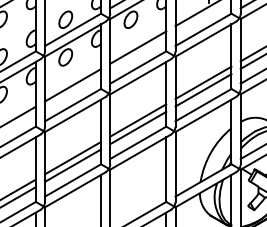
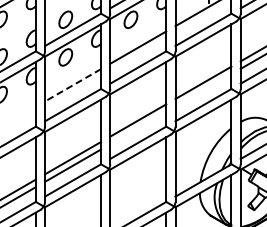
line: solid -> dashed (72, 85)
line: present -> none (203, 90)
line: present -> none (18, 115)
line: present -> none (138, 127)
